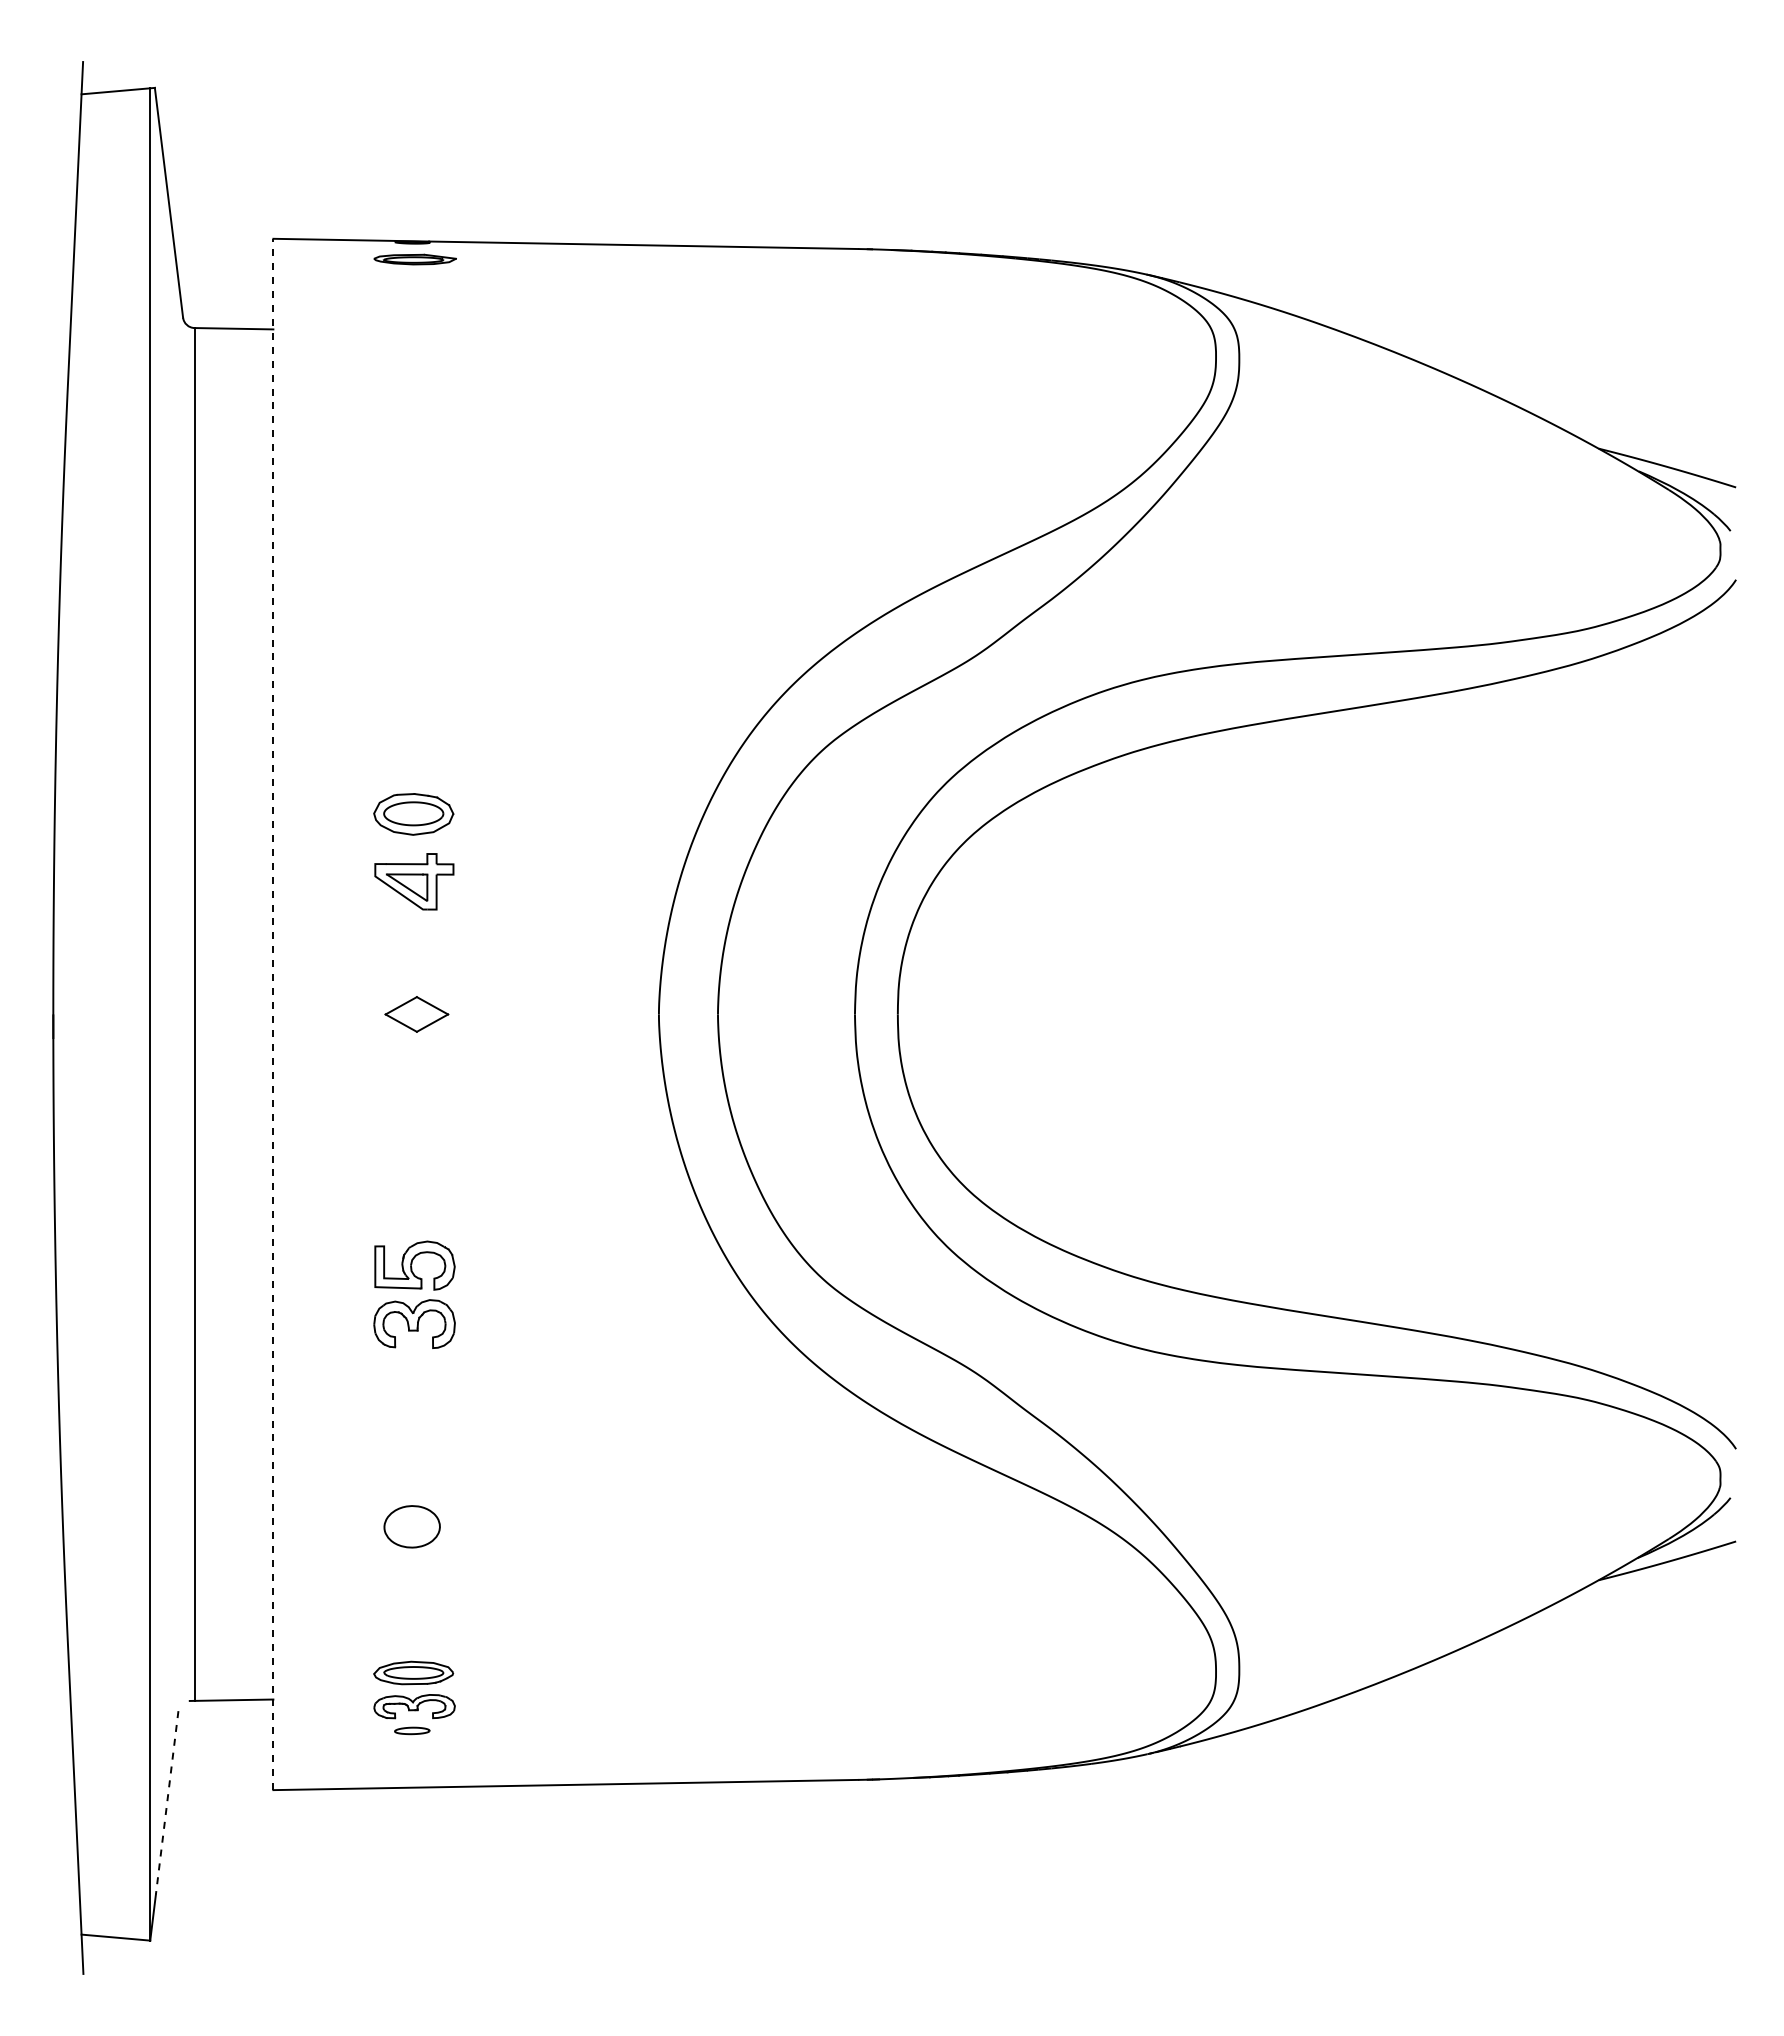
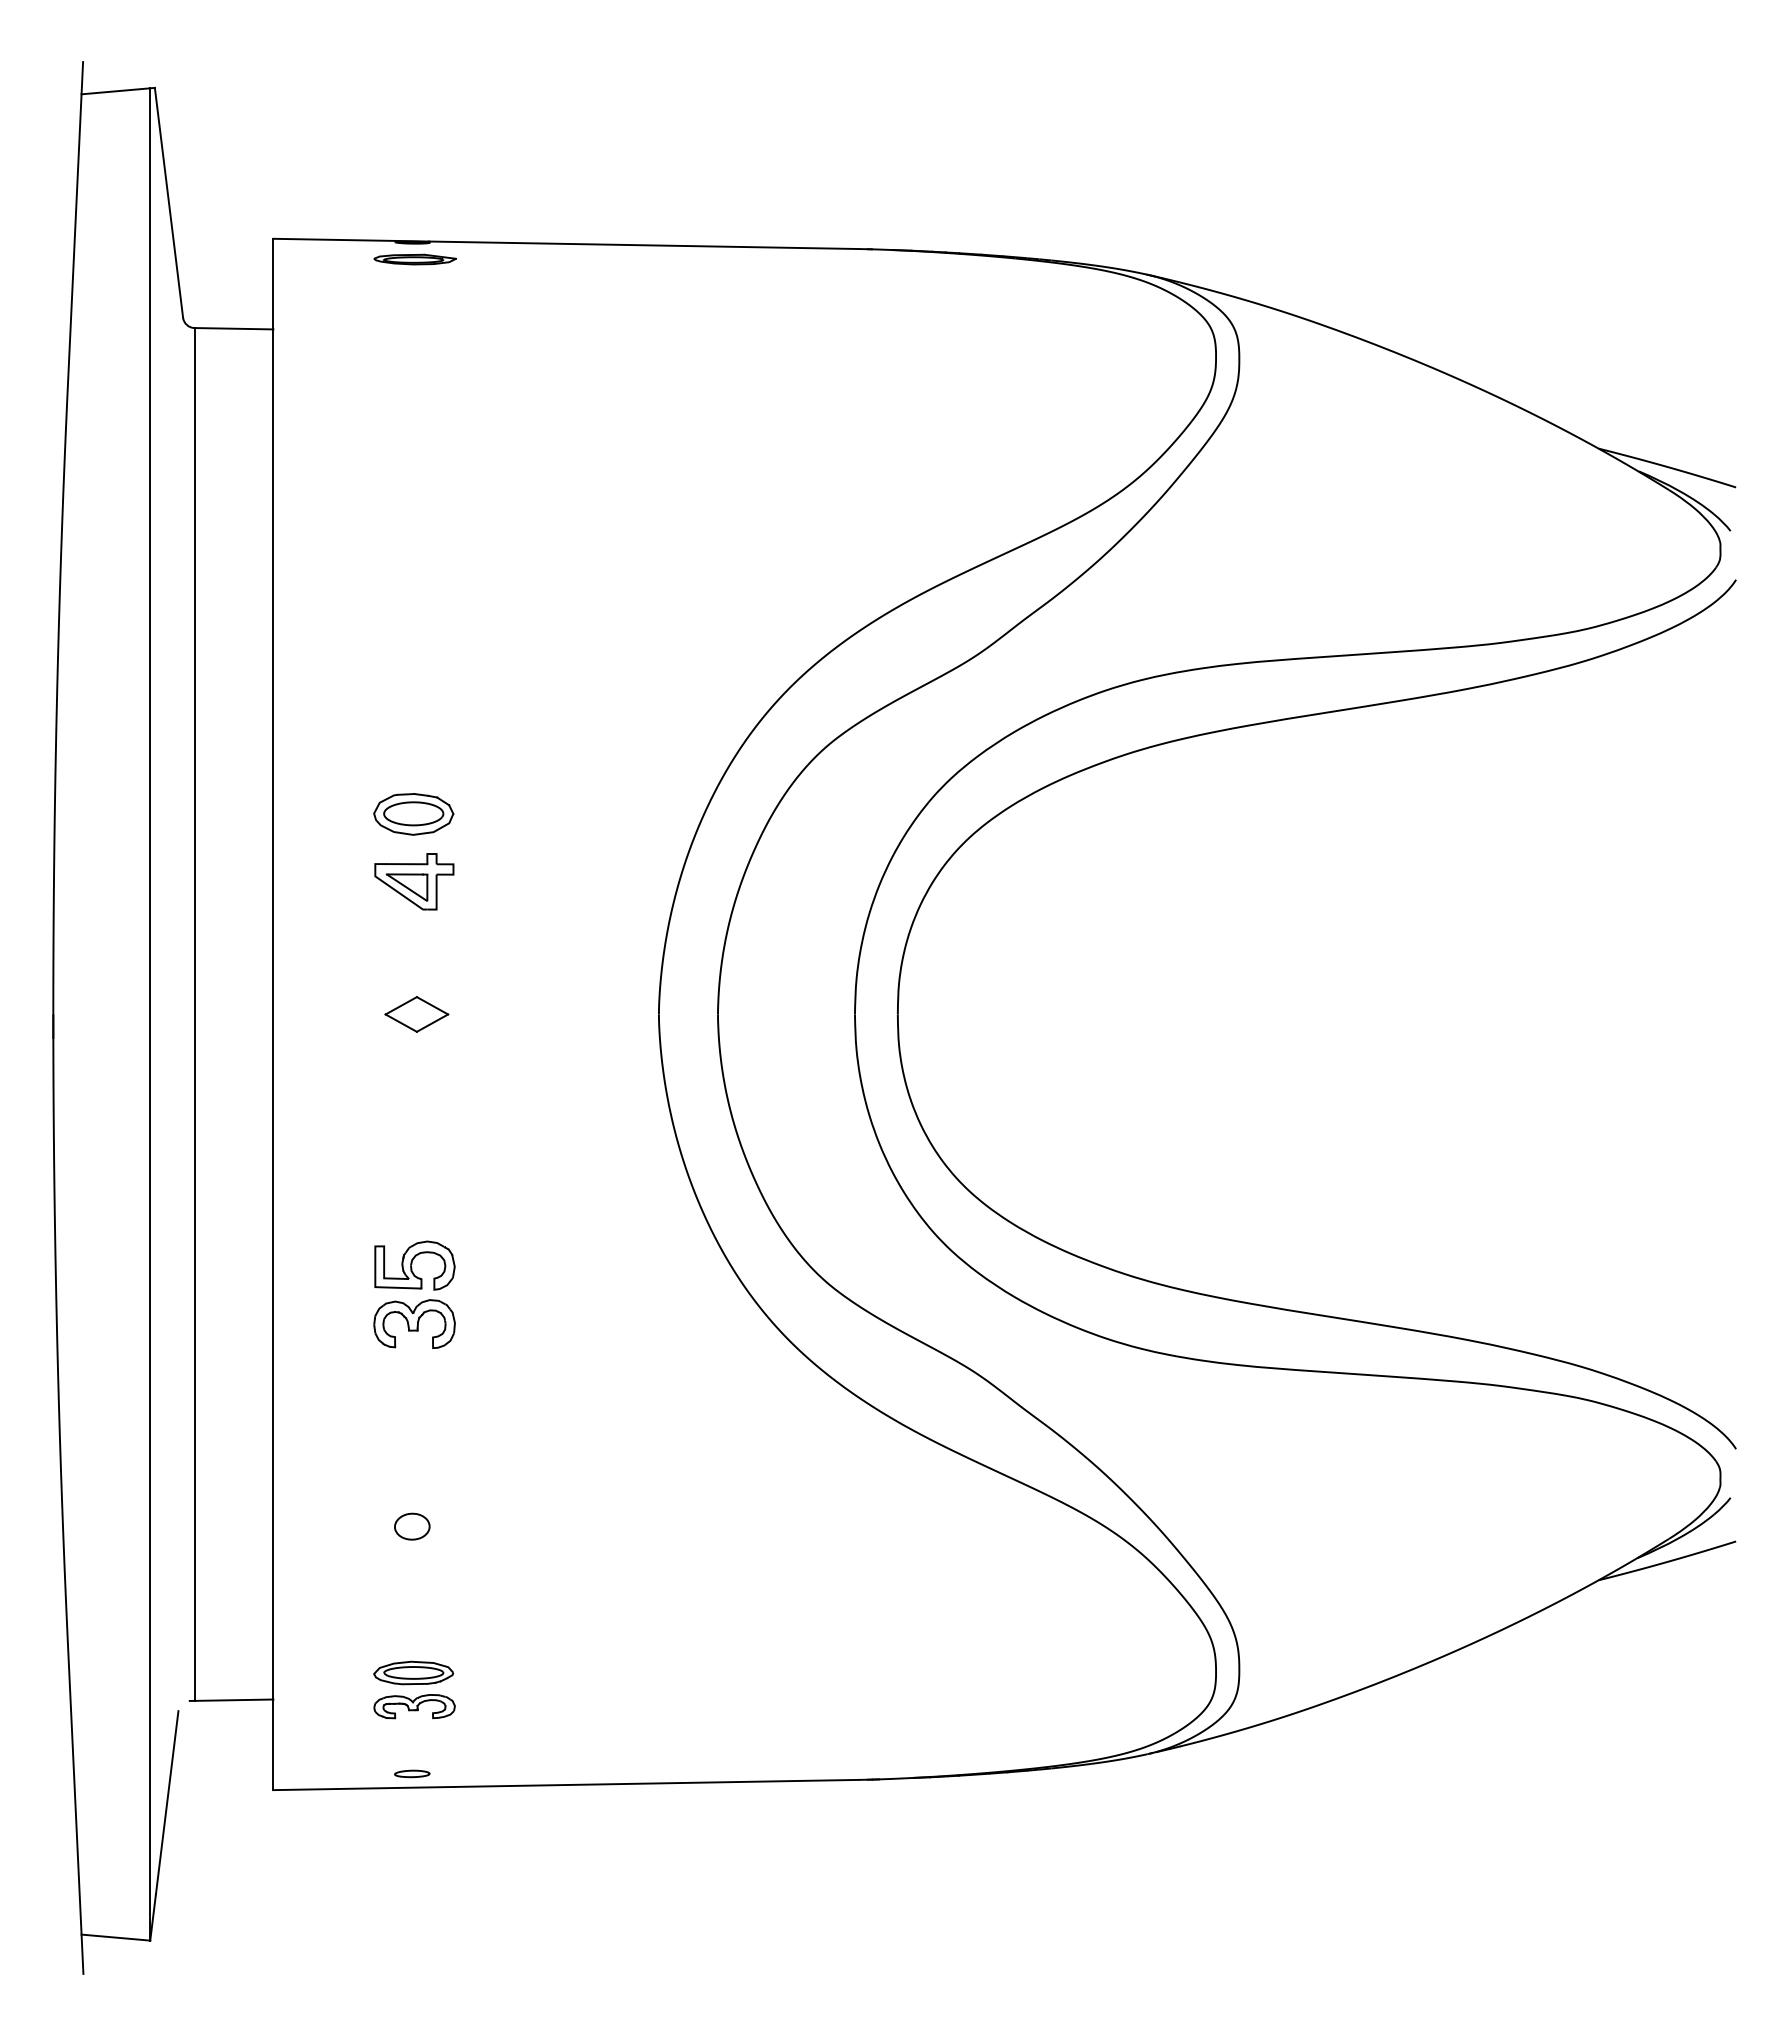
line: dashed -> solid (273, 1014)
part size: 58x44 px -> 37x29 px (412, 1526)
part position: (412, 1730) -> (412, 1773) (412, 1773)
line: dashed -> solid (167, 1803)
